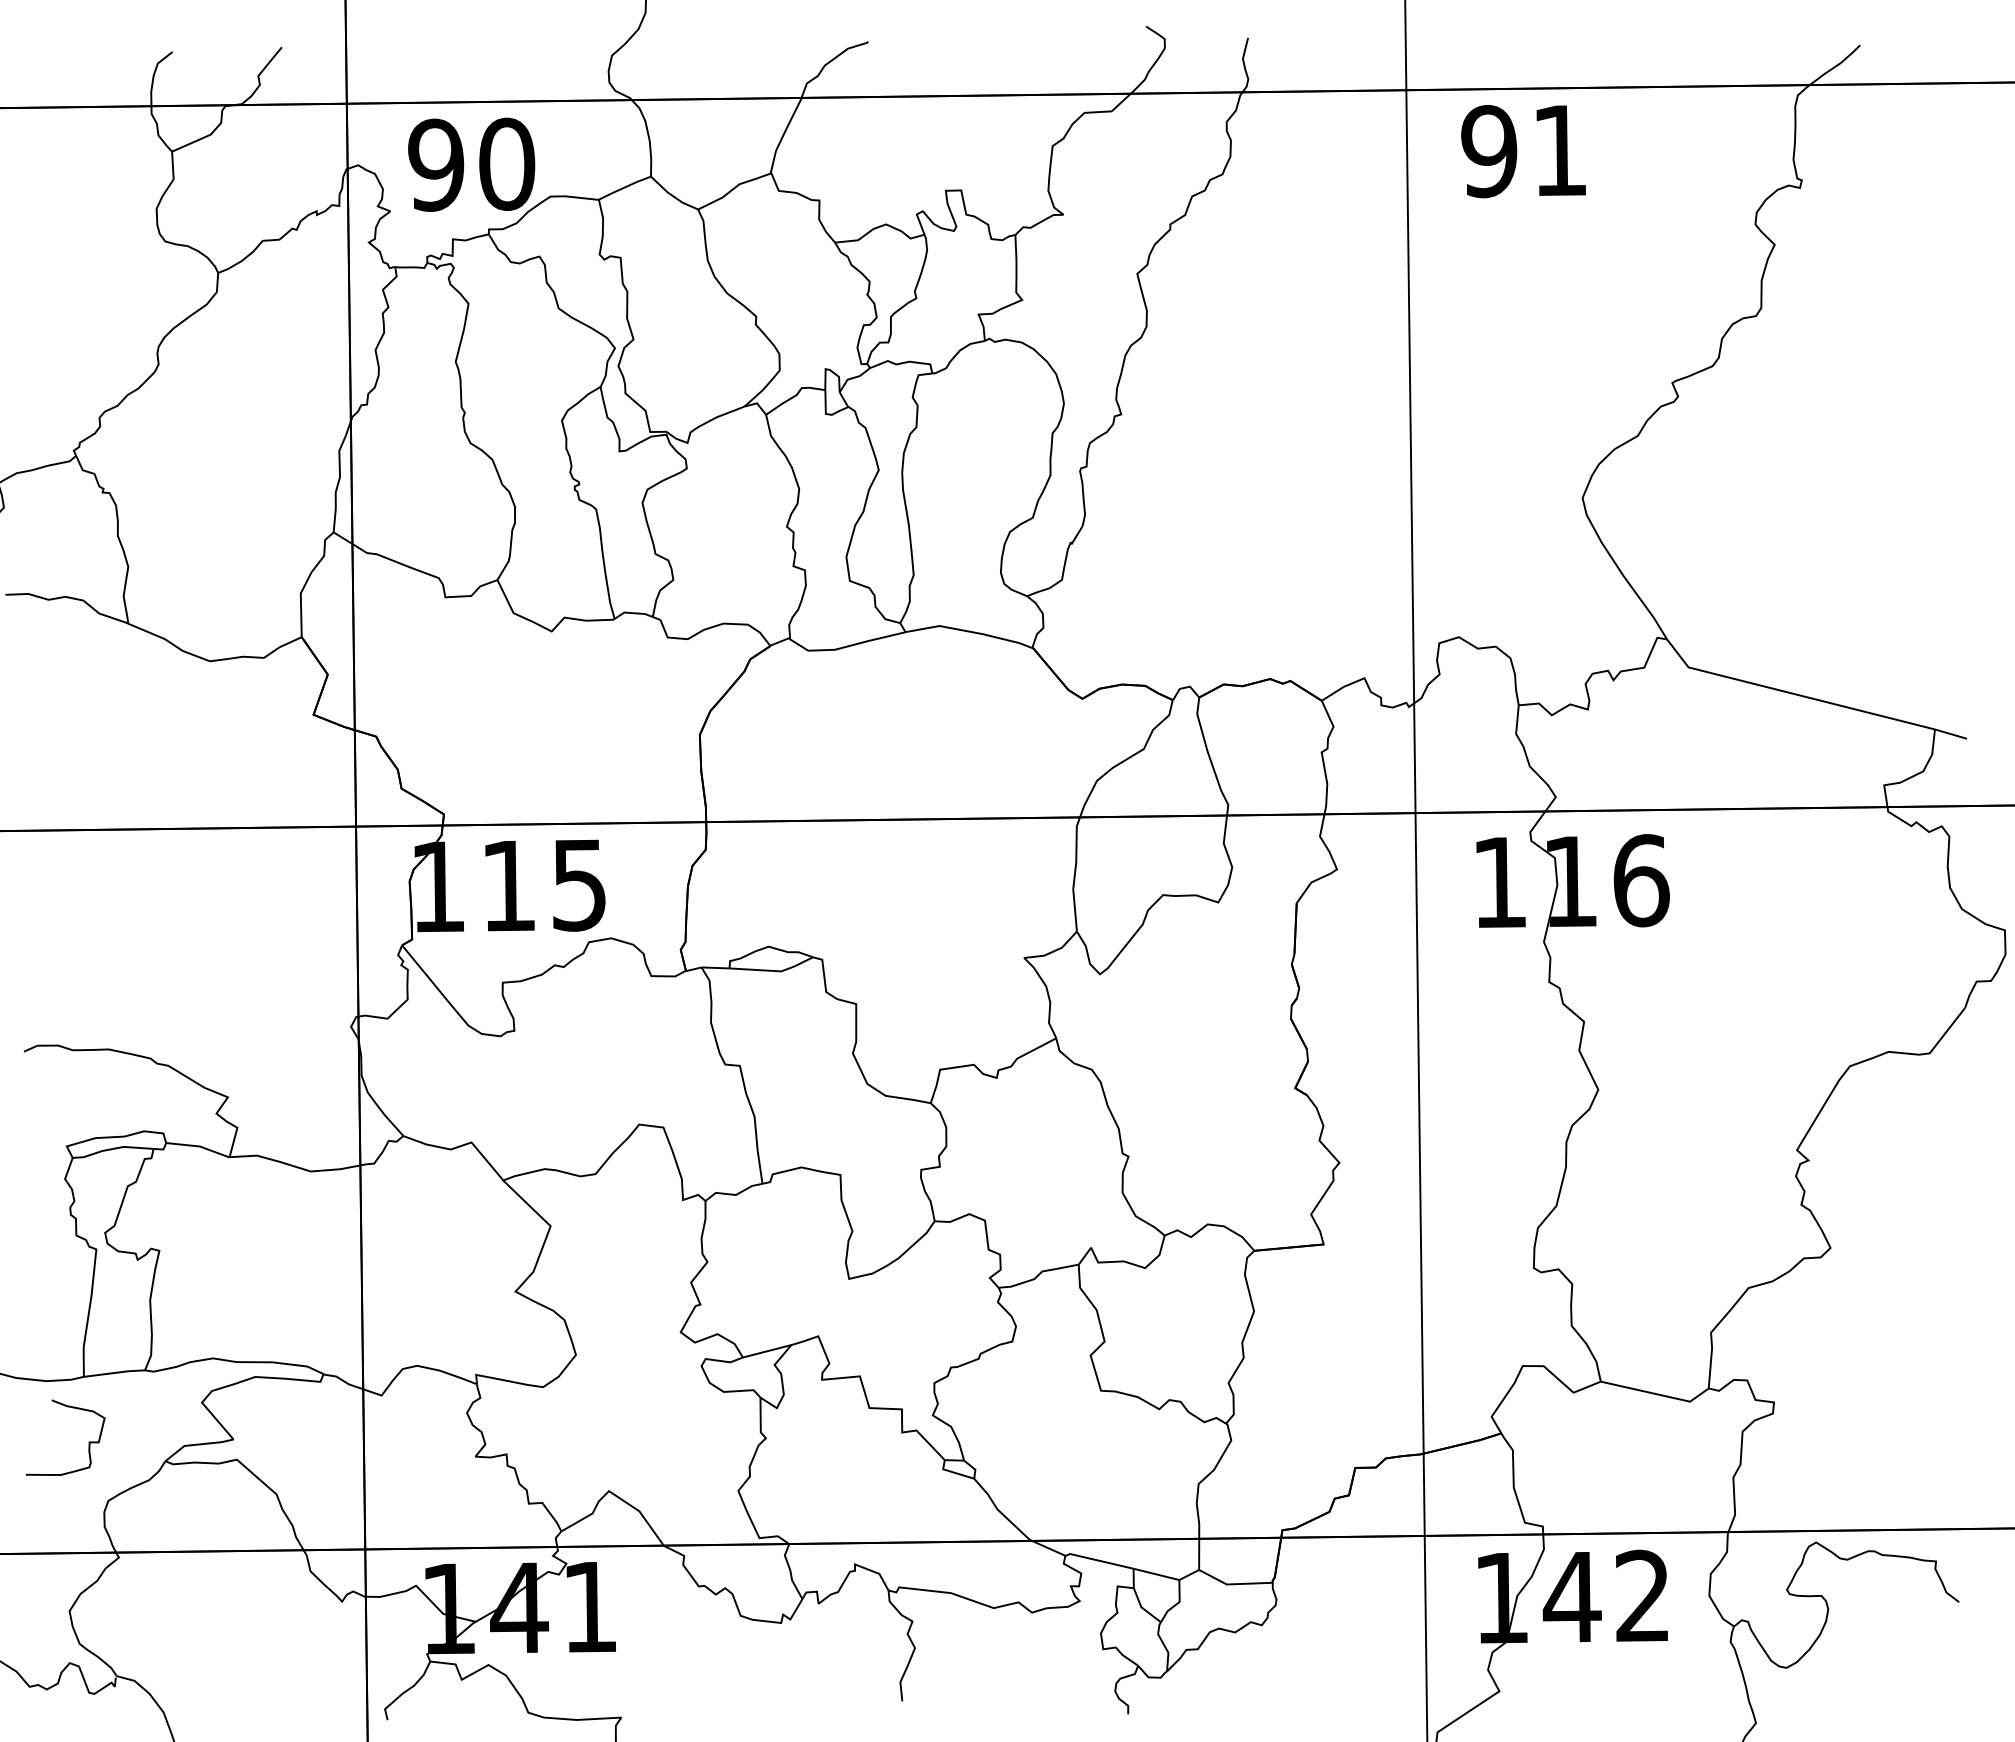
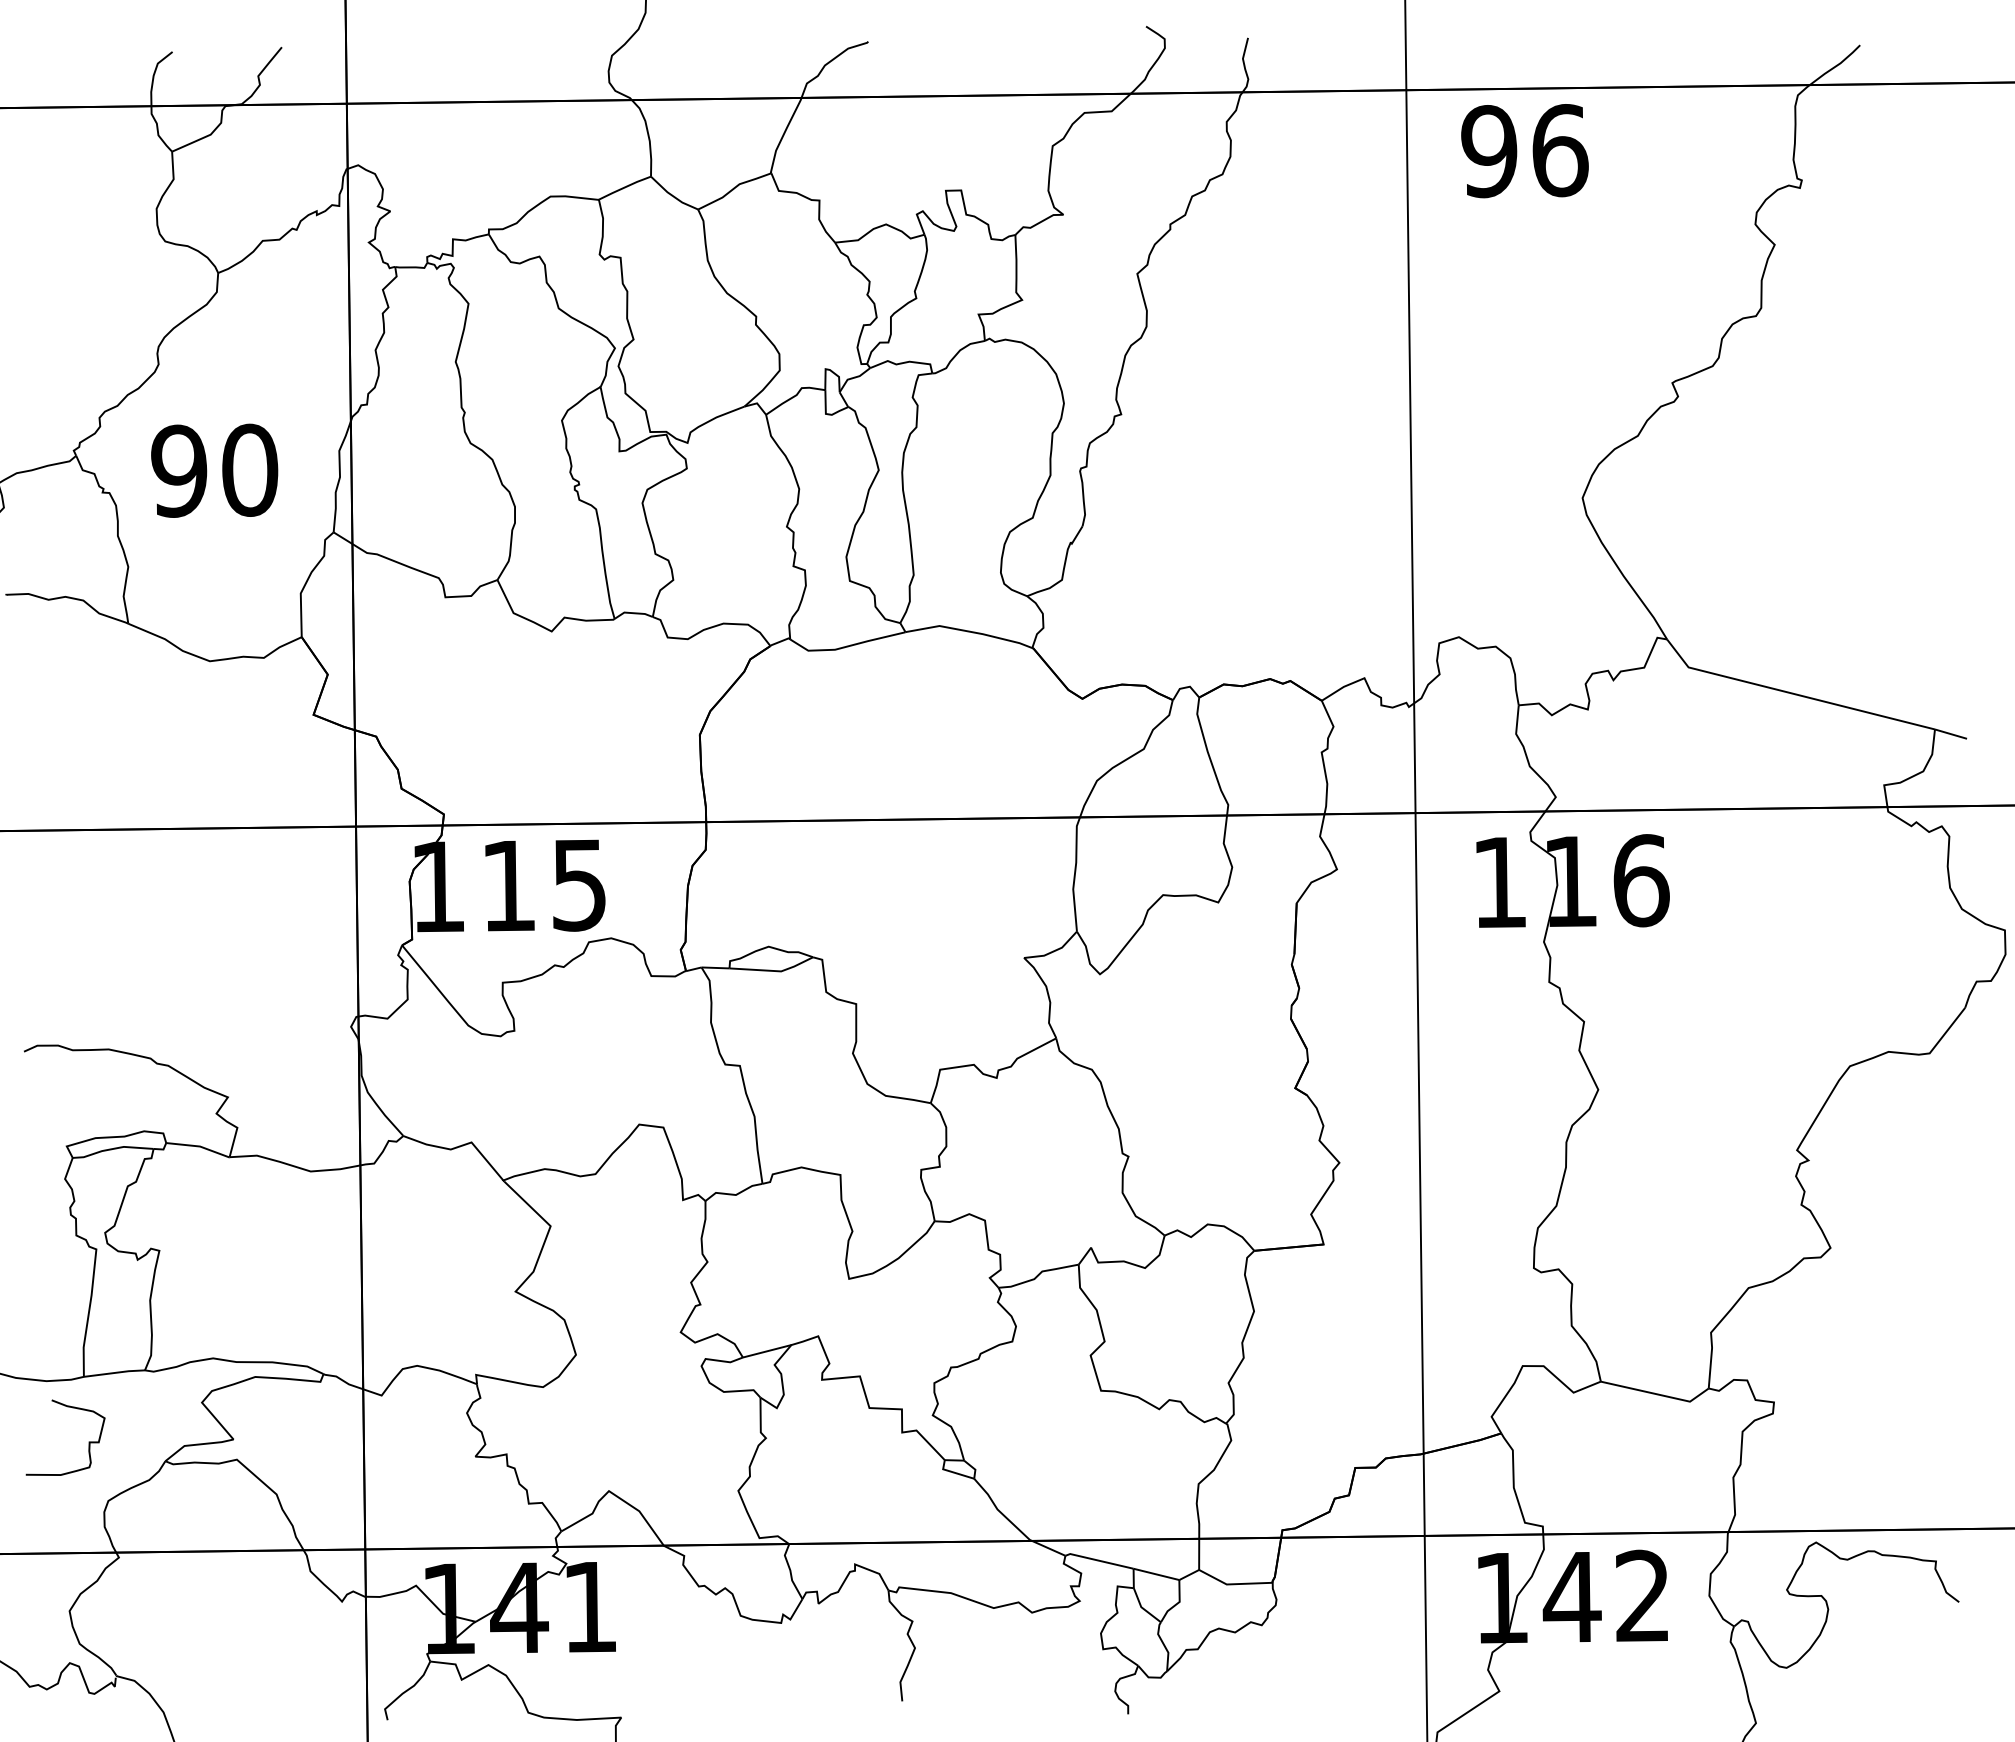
text: 91 -> 96 (1560, 150)
text position: (471, 164) -> (214, 470) (214, 470)
